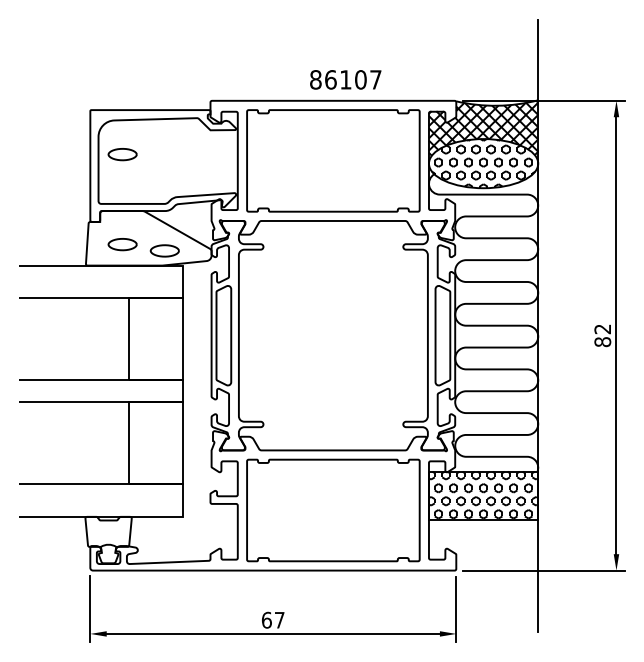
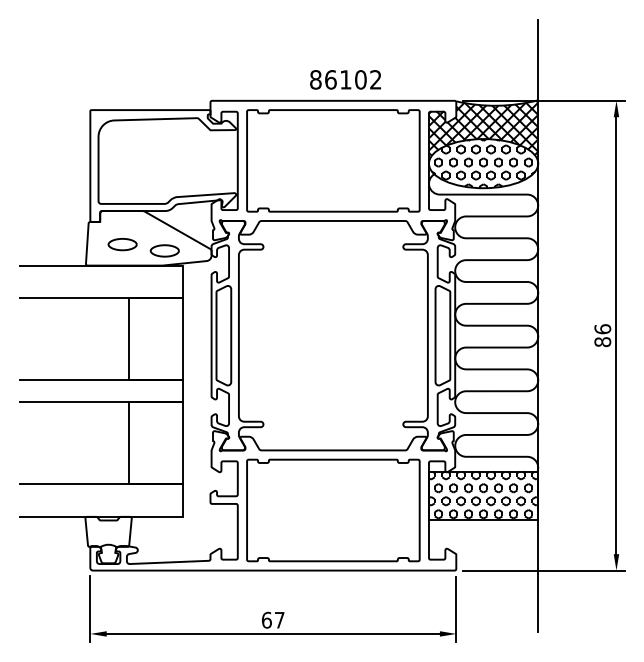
text: 86107 -> 86102 (375, 79)
part: present -> none (122, 154)
text: 82 -> 86 (602, 329)
